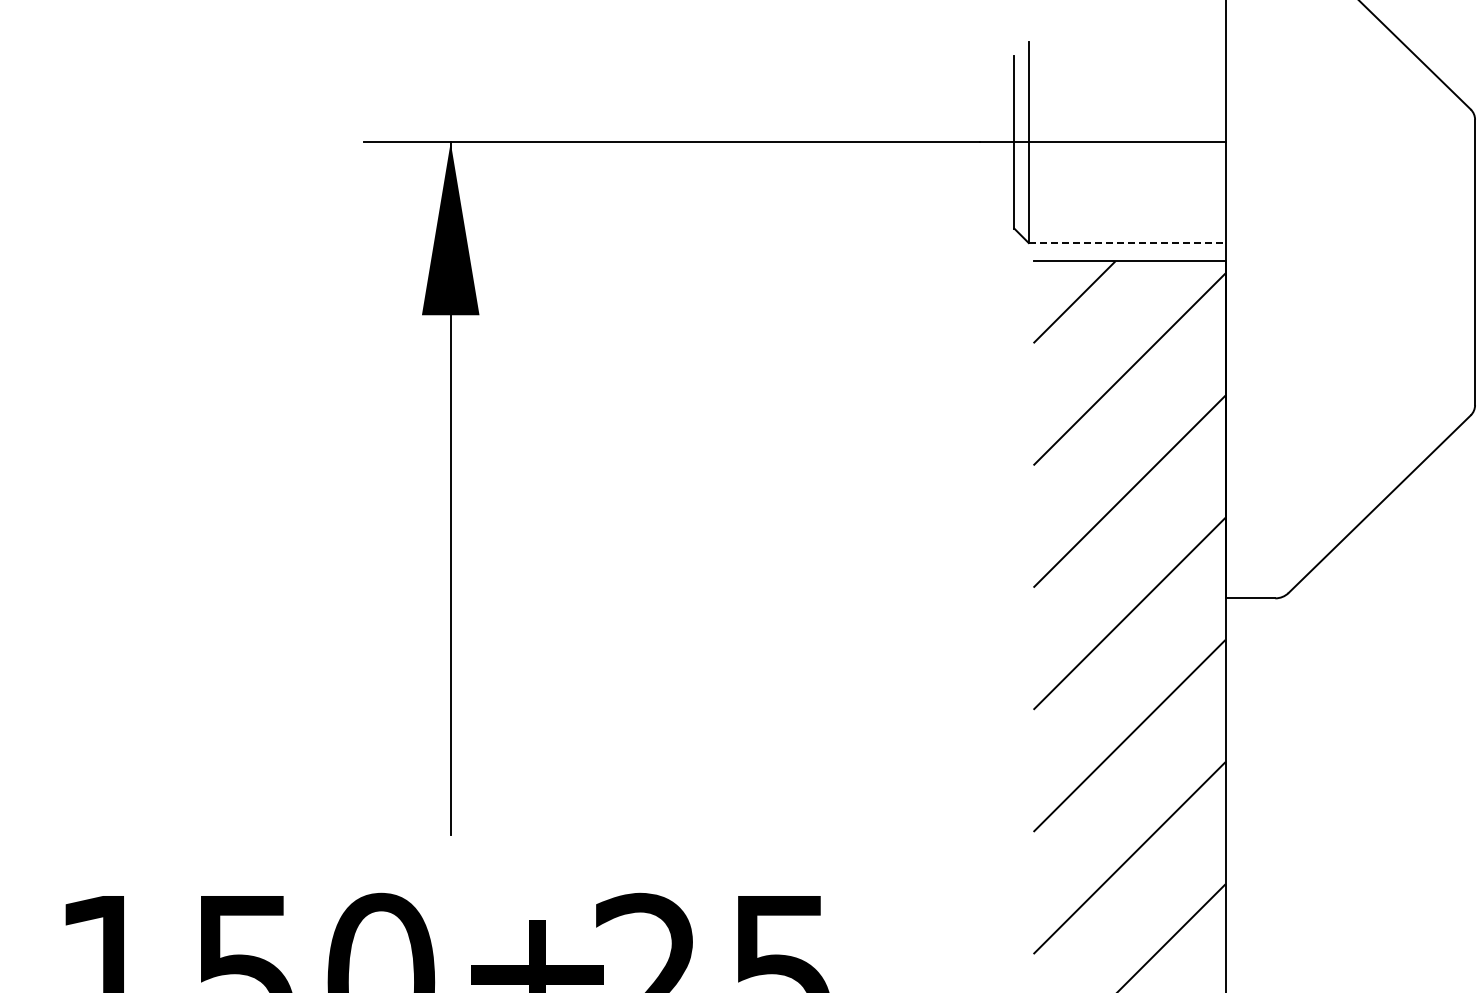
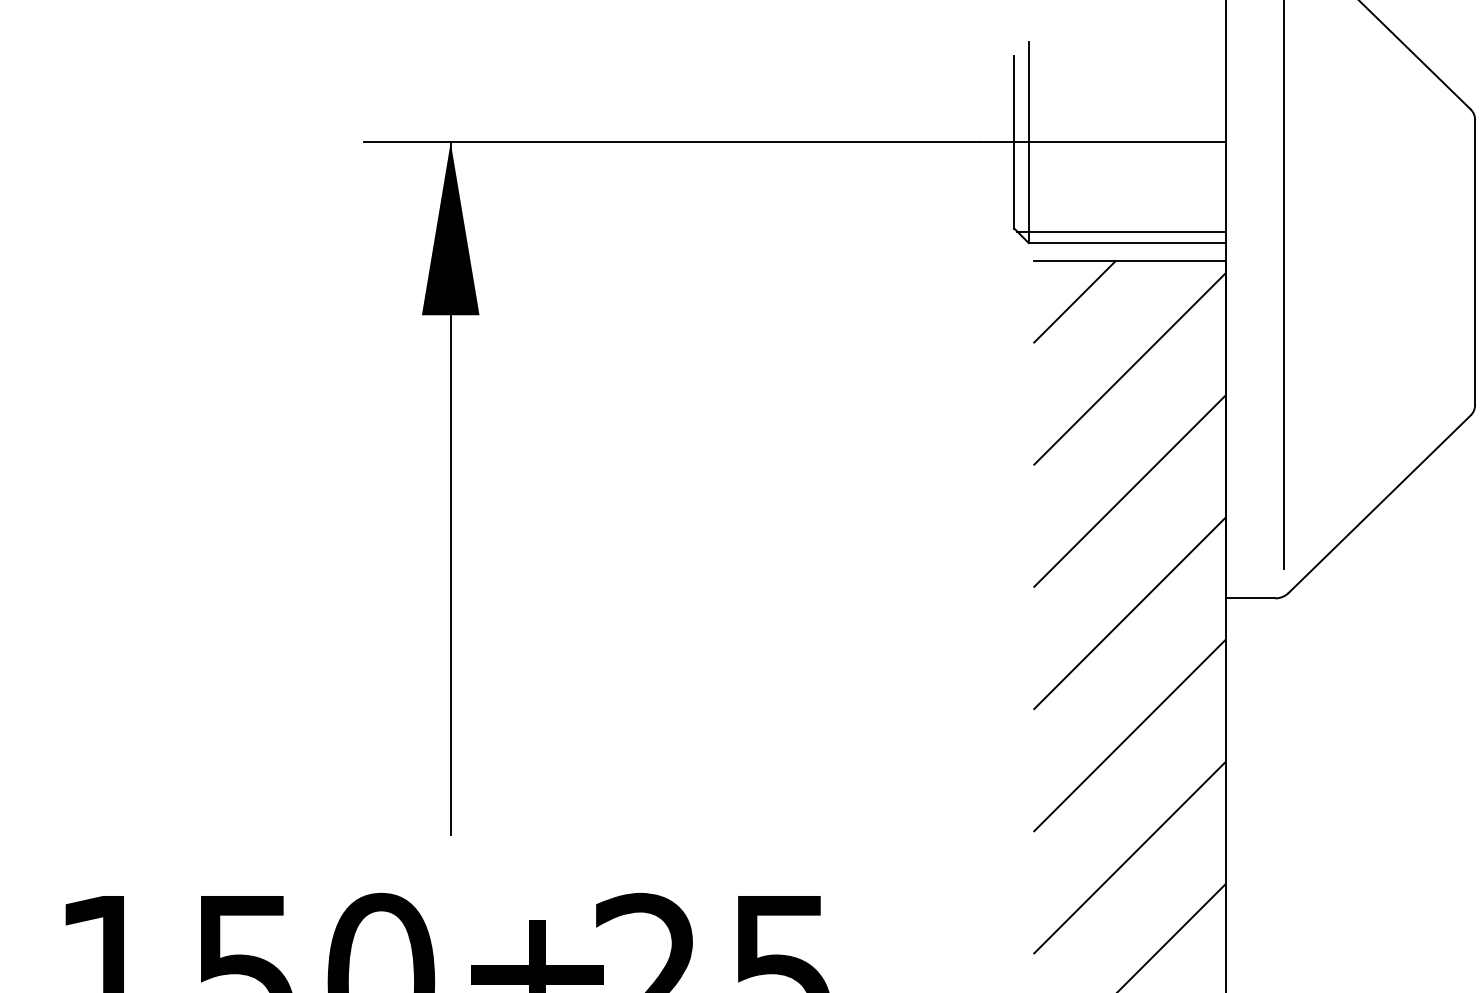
line: none -> present (1121, 231)
line: dashed -> solid (1127, 243)
line: none -> present (1284, 285)
